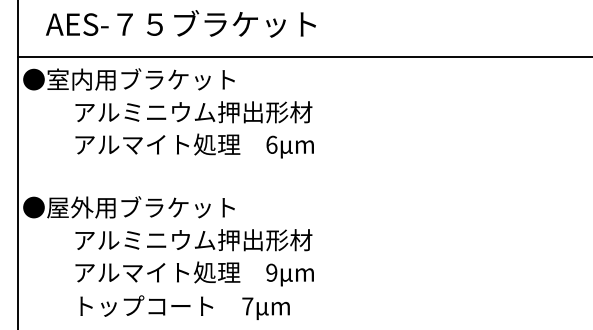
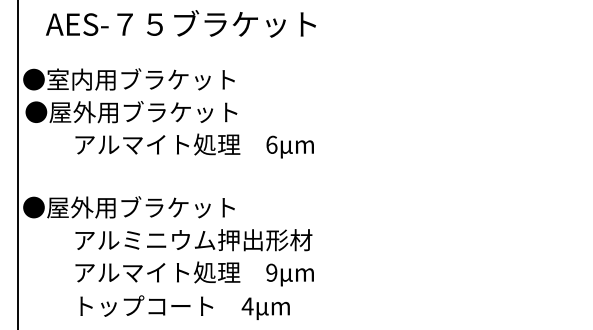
line: present -> none (303, 56)
text: アルミニウム押出形材 -> ●屋外用ブラケット (168, 112)
text: 7 -> 4 (247, 306)
